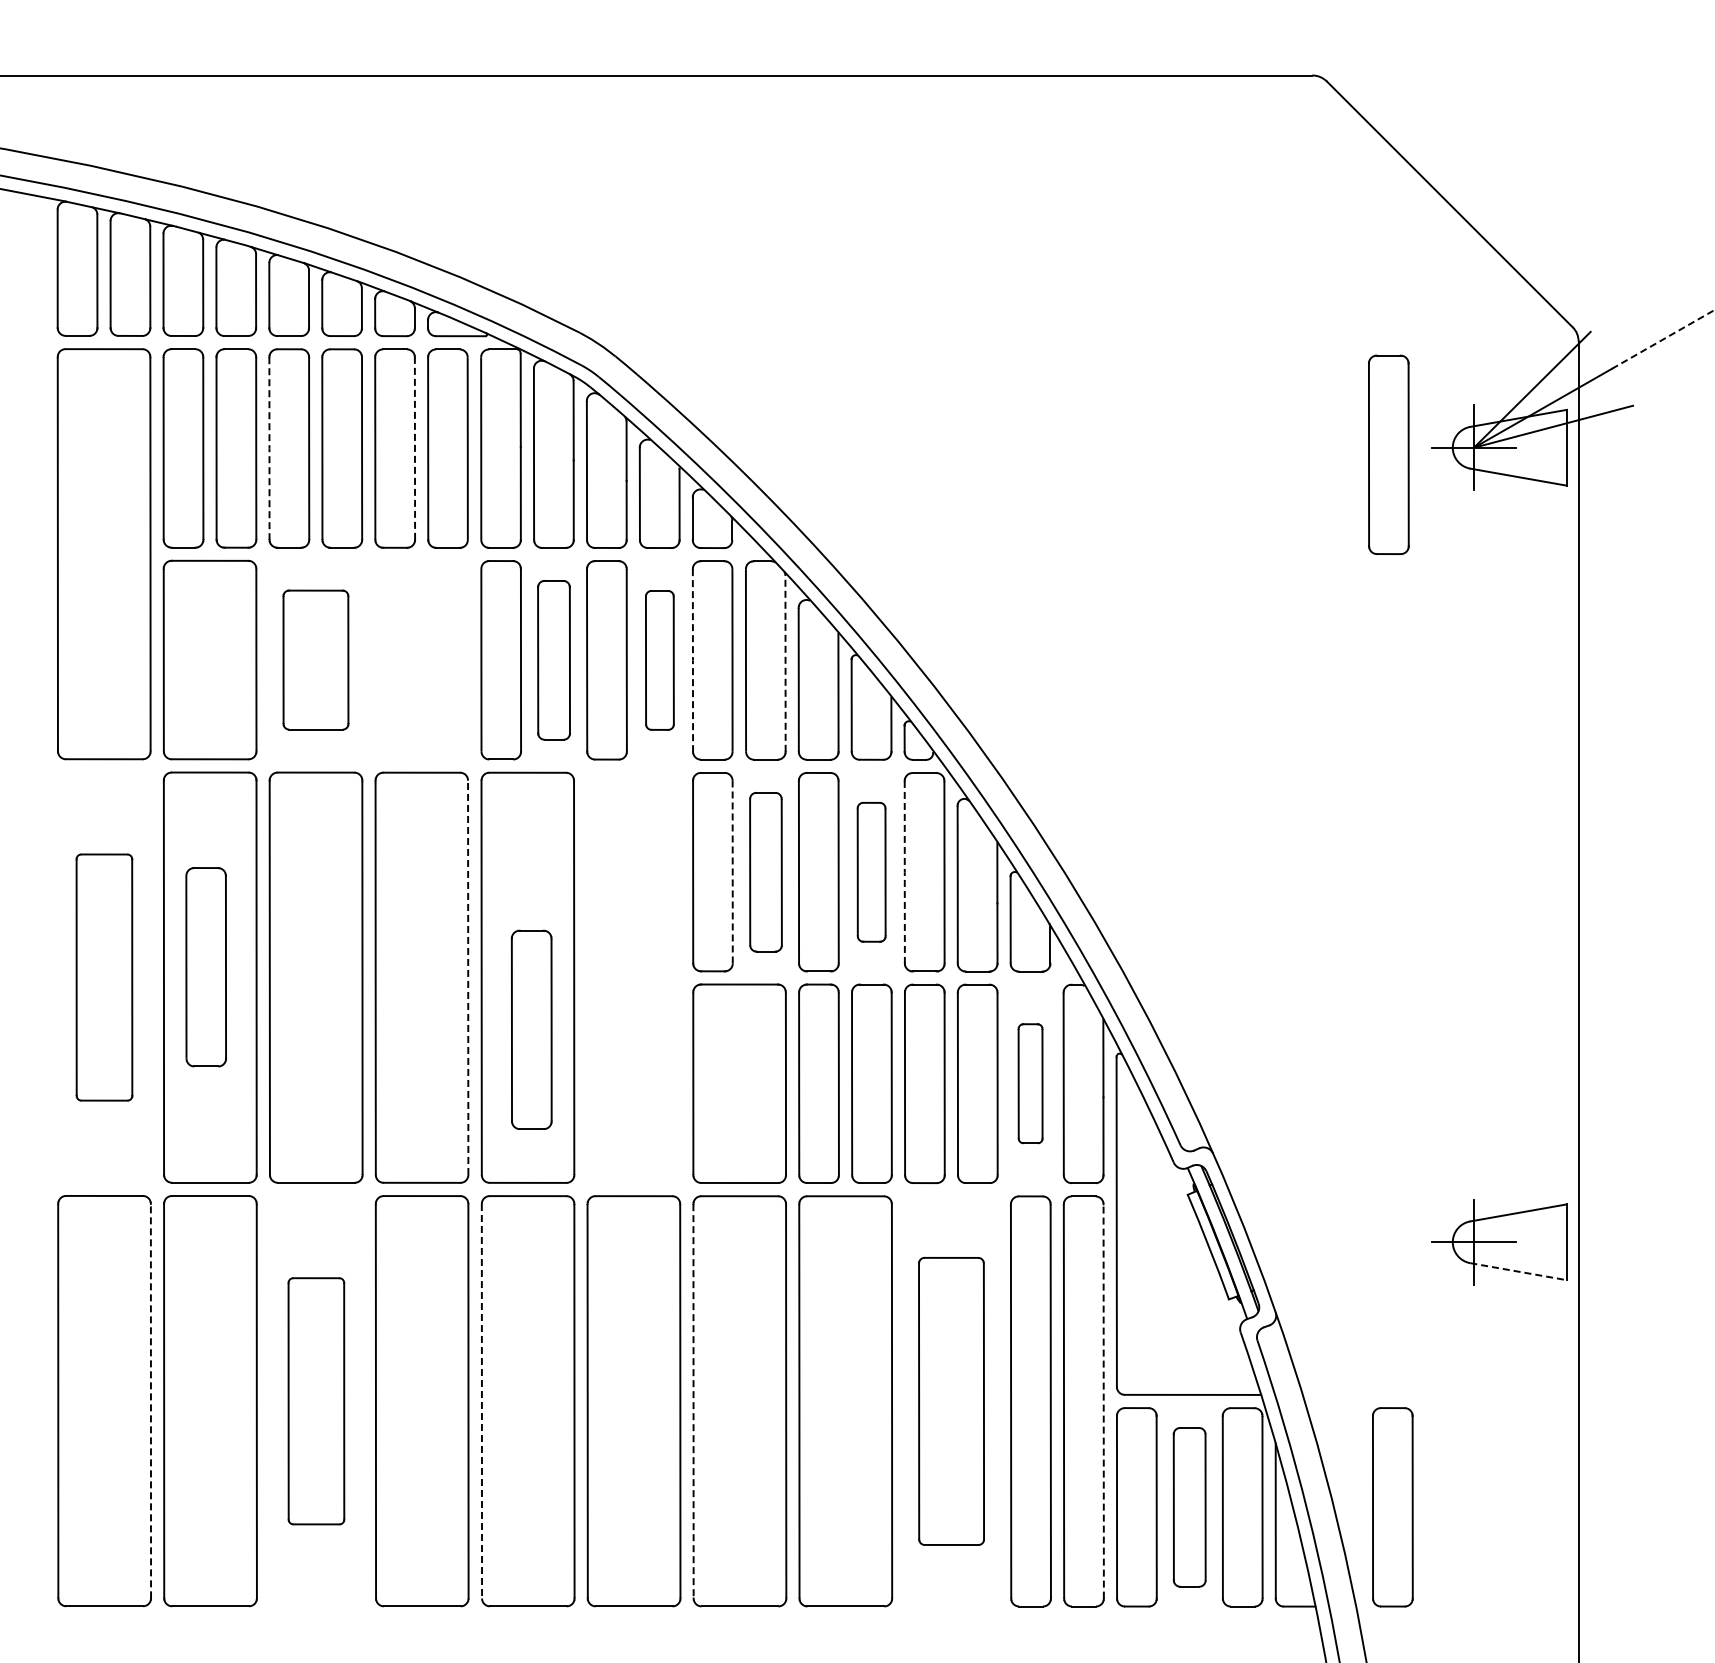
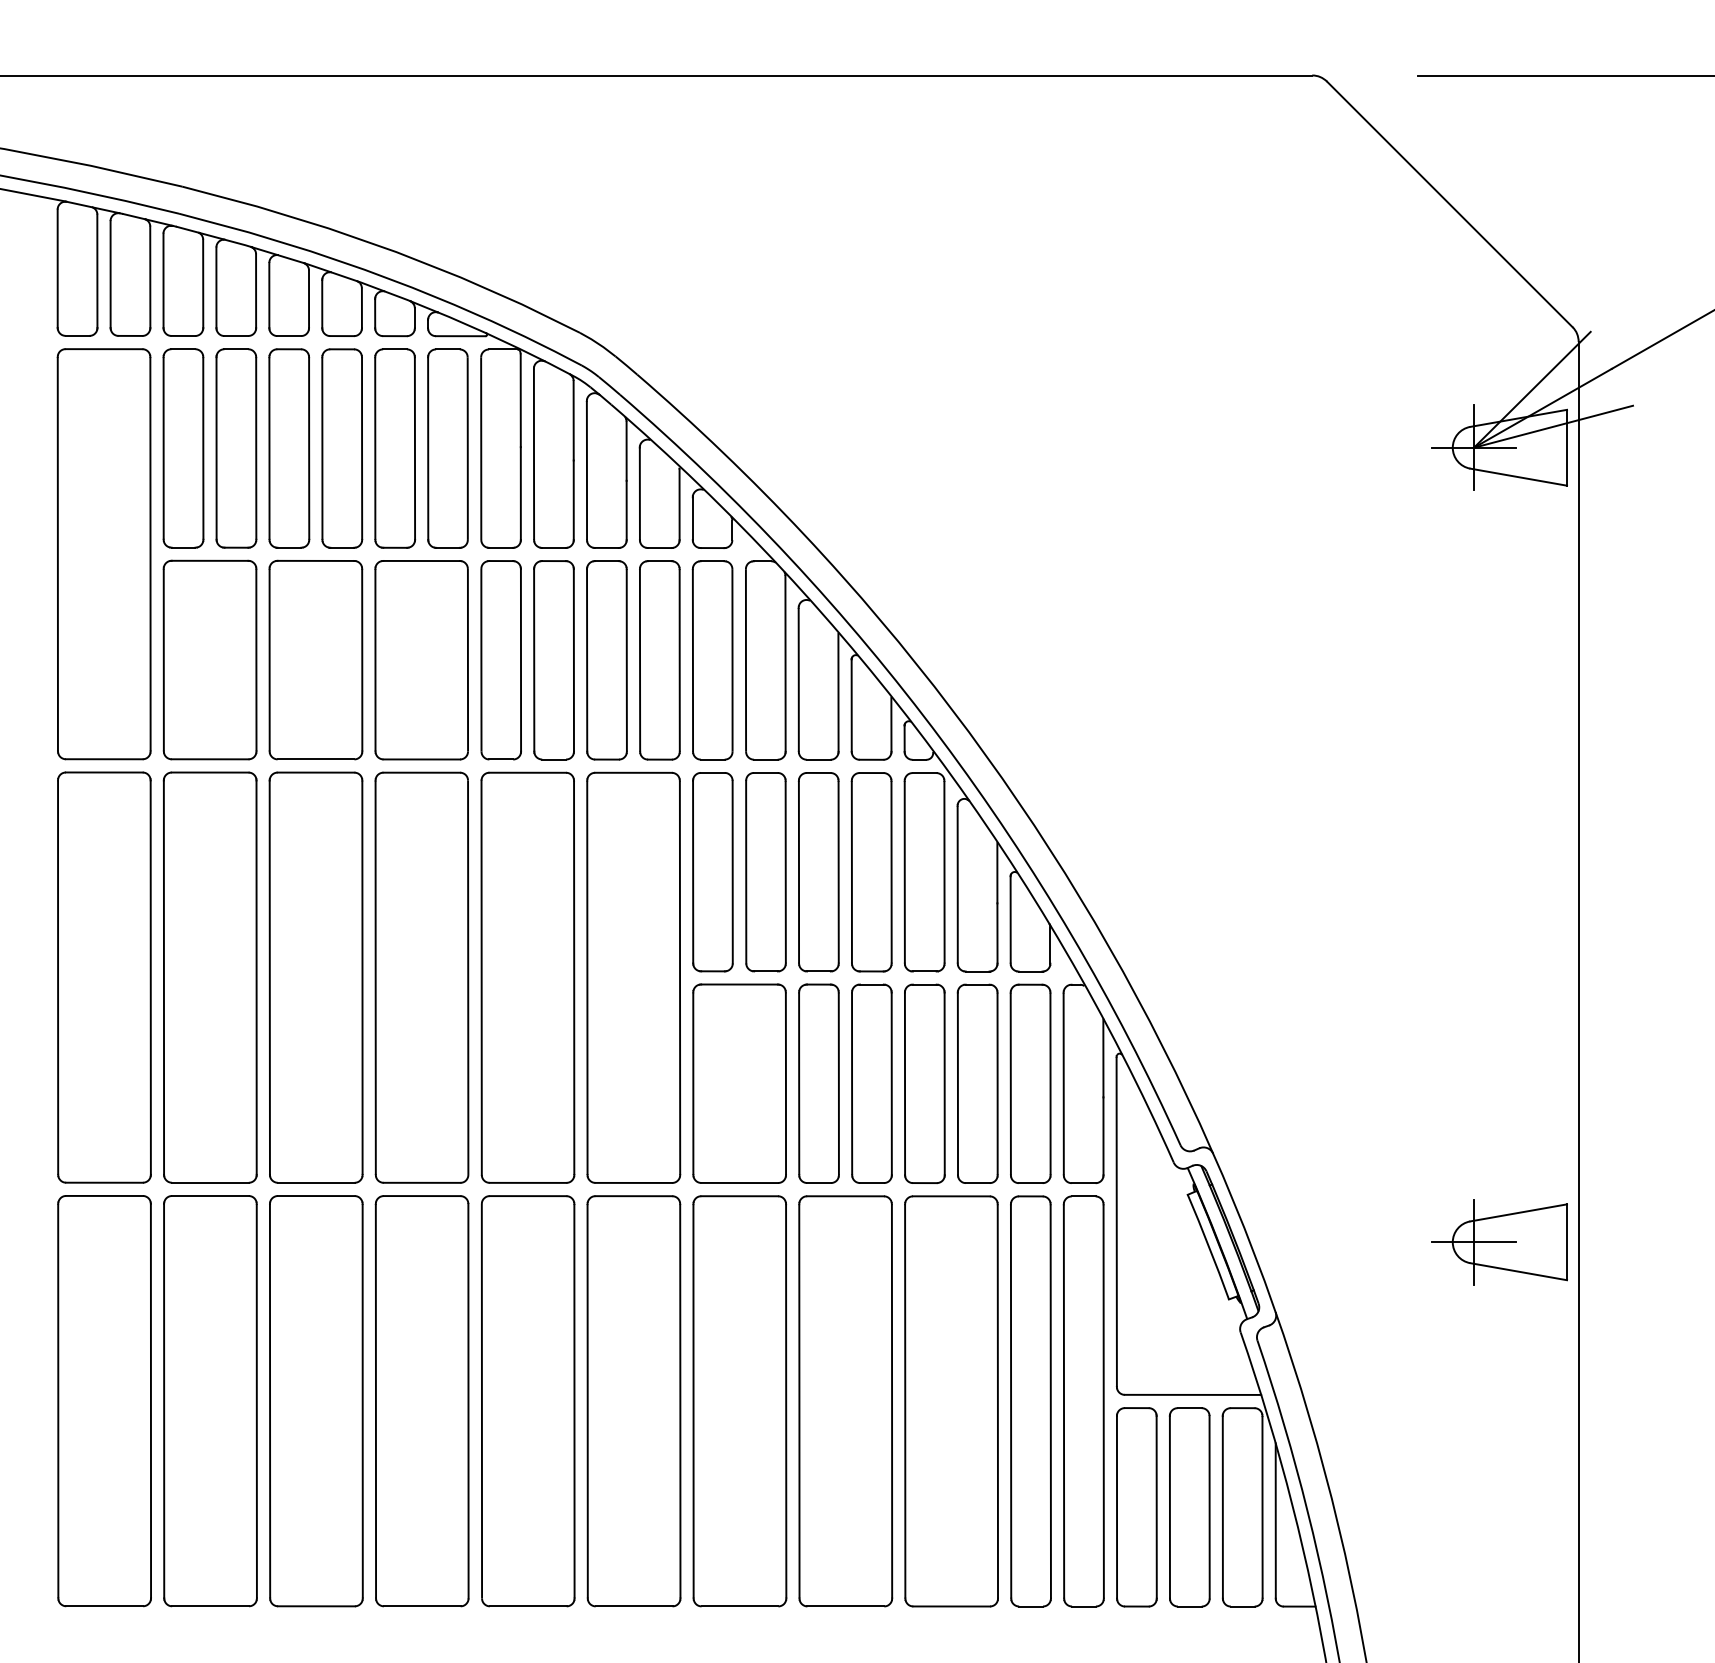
line: none -> present (1564, 75)
line: dashed -> solid (1663, 339)
line: dashed -> solid (269, 448)
line: dashed -> solid (414, 448)
part: present -> none (1388, 454)
part size: 68x142 px -> 96x202 px (315, 659)
part: none -> present (421, 660)
part size: 34x161 px -> 42x201 px (553, 660)
part size: 30x141 px -> 42x201 px (659, 660)
line: dashed -> solid (692, 660)
line: dashed -> solid (785, 663)
line: dashed -> solid (732, 871)
part size: 31x142 px -> 43x201 px (871, 872)
part size: 34x161 px -> 42x201 px (765, 872)
line: dashed -> solid (904, 872)
part: present -> none (205, 967)
part size: 59x249 px -> 95x413 px (104, 977)
line: dashed -> solid (468, 977)
part: none -> present (633, 977)
part: present -> none (531, 1029)
part size: 27x122 px -> 43x201 px (1030, 1083)
line: dashed -> solid (1519, 1271)
line: dashed -> solid (150, 1400)
part size: 59x249 px -> 95x413 px (316, 1401)
line: dashed -> solid (481, 1401)
line: dashed -> solid (693, 1401)
part size: 67x289 px -> 95x413 px (951, 1401)
line: dashed -> solid (1103, 1401)
part size: 35x161 px -> 43x201 px (1189, 1507)
part: present -> none (1392, 1507)
